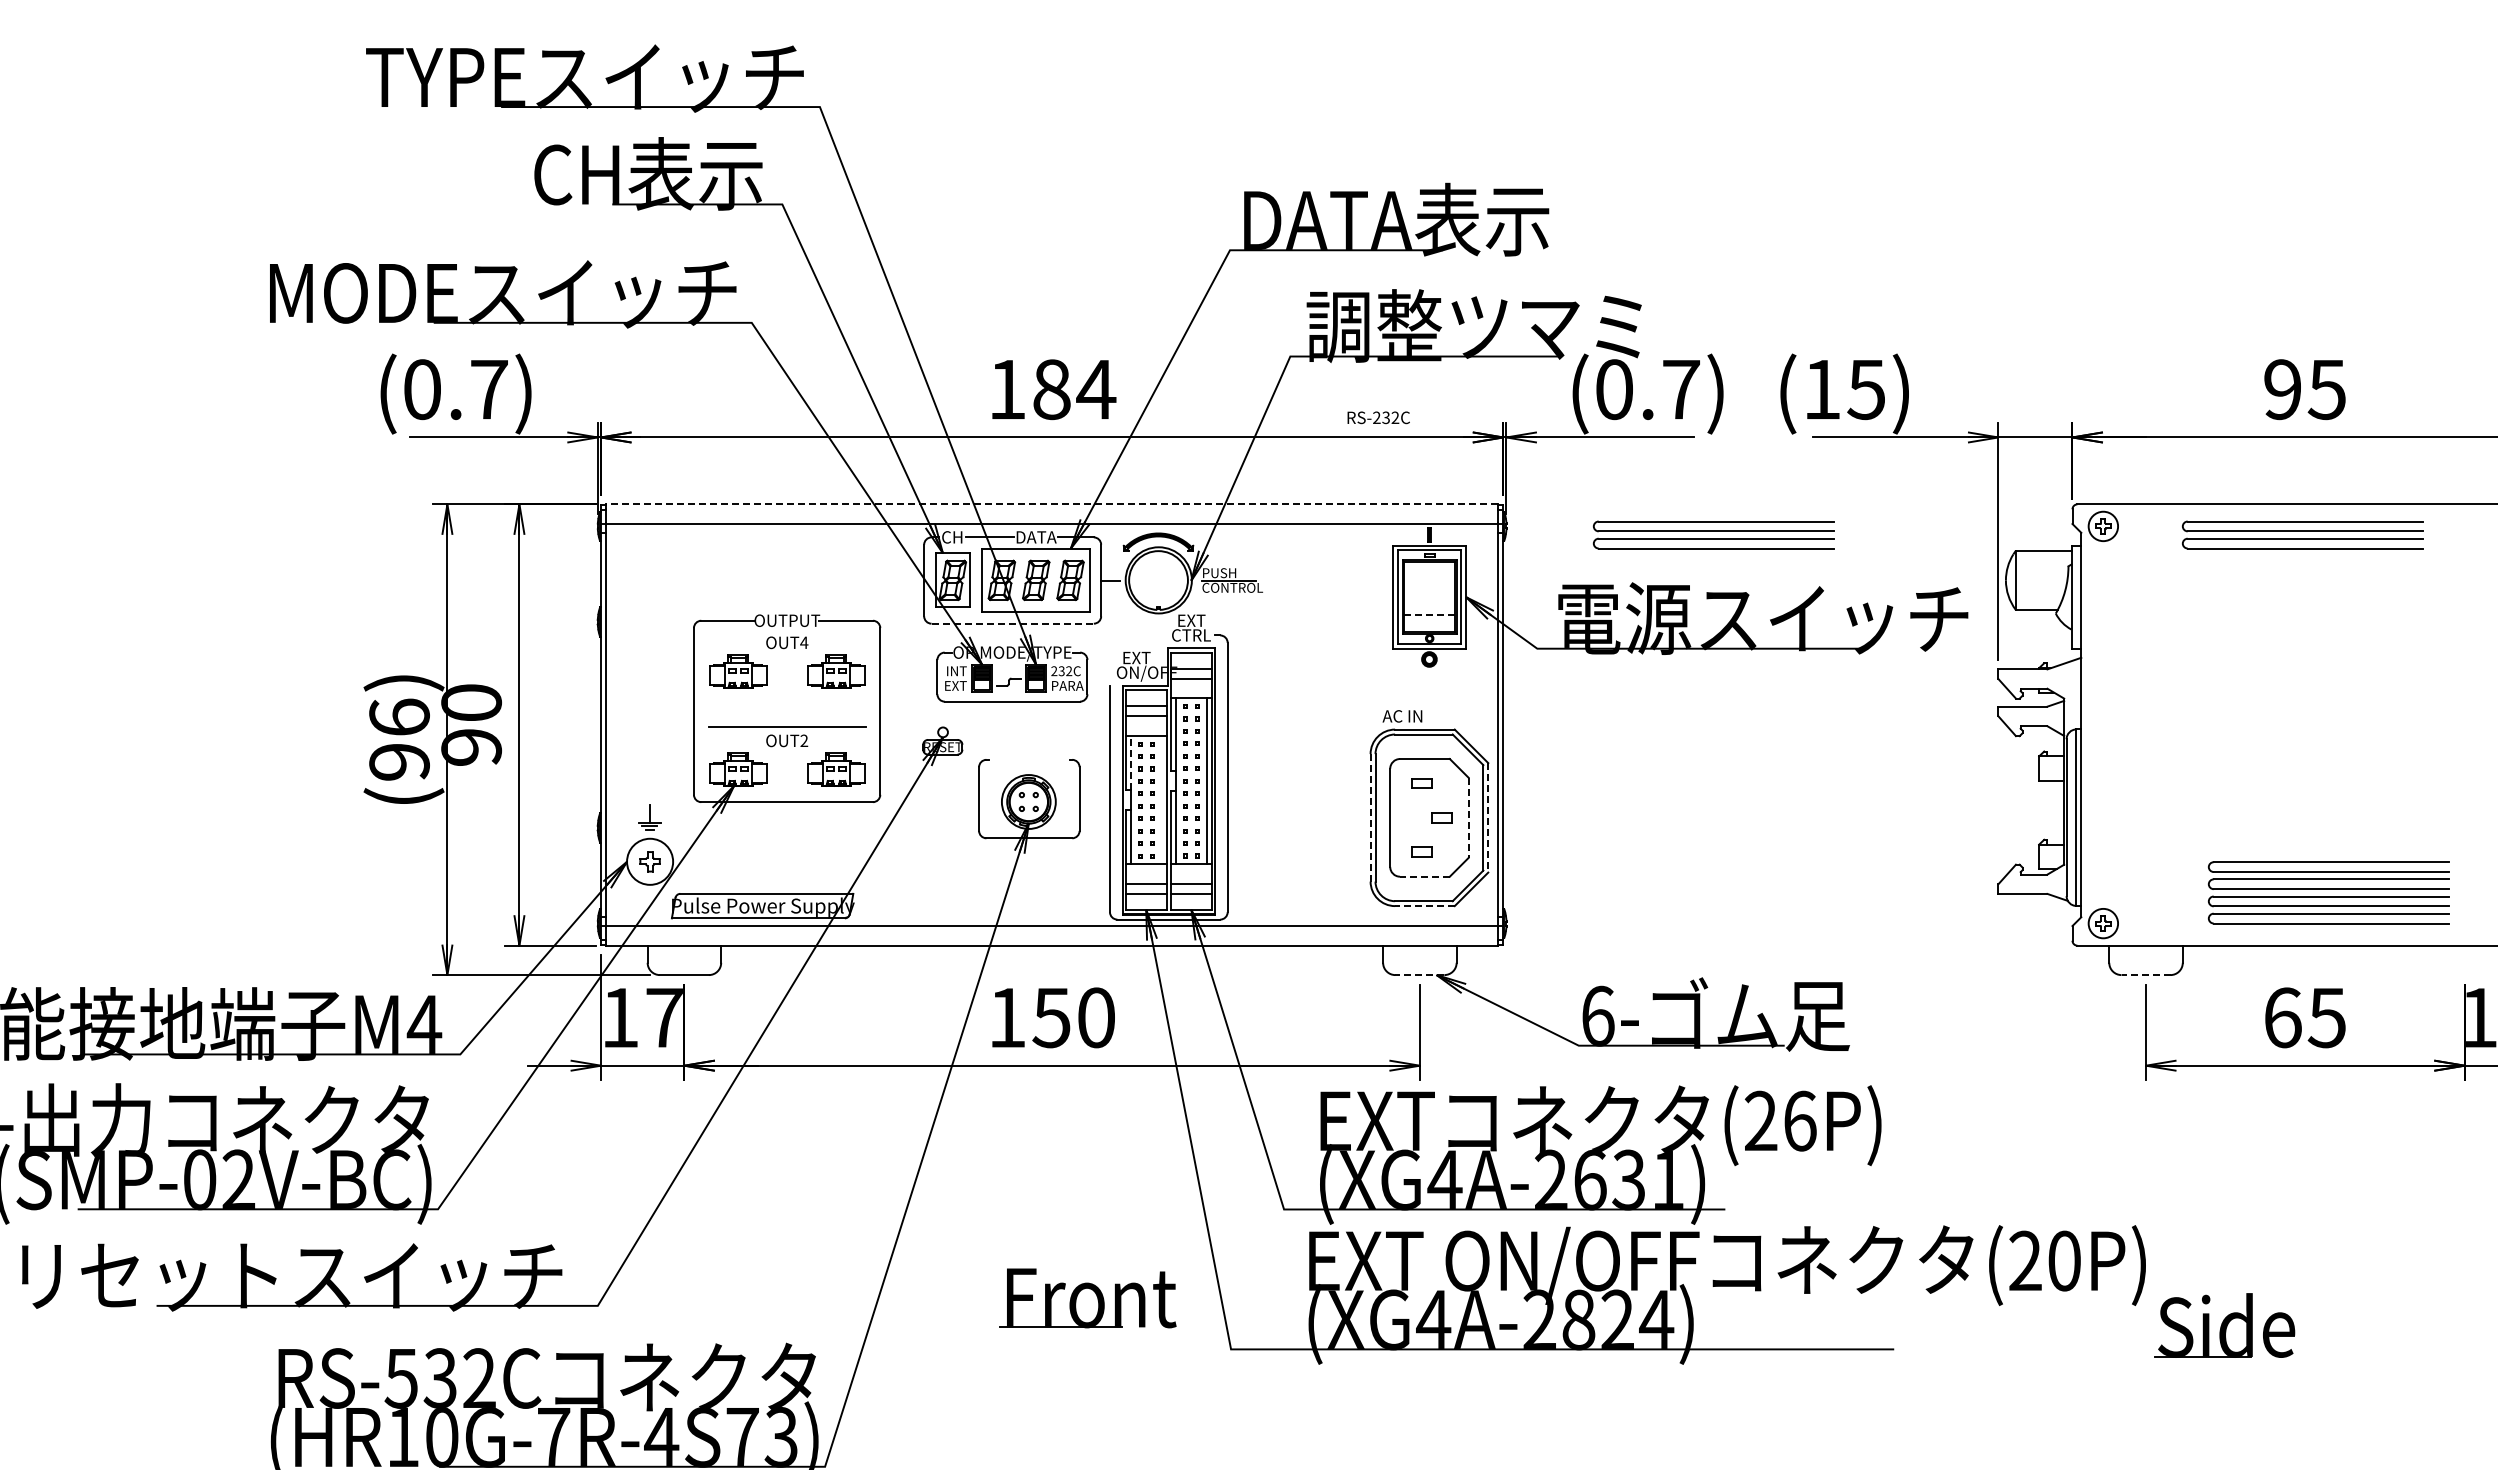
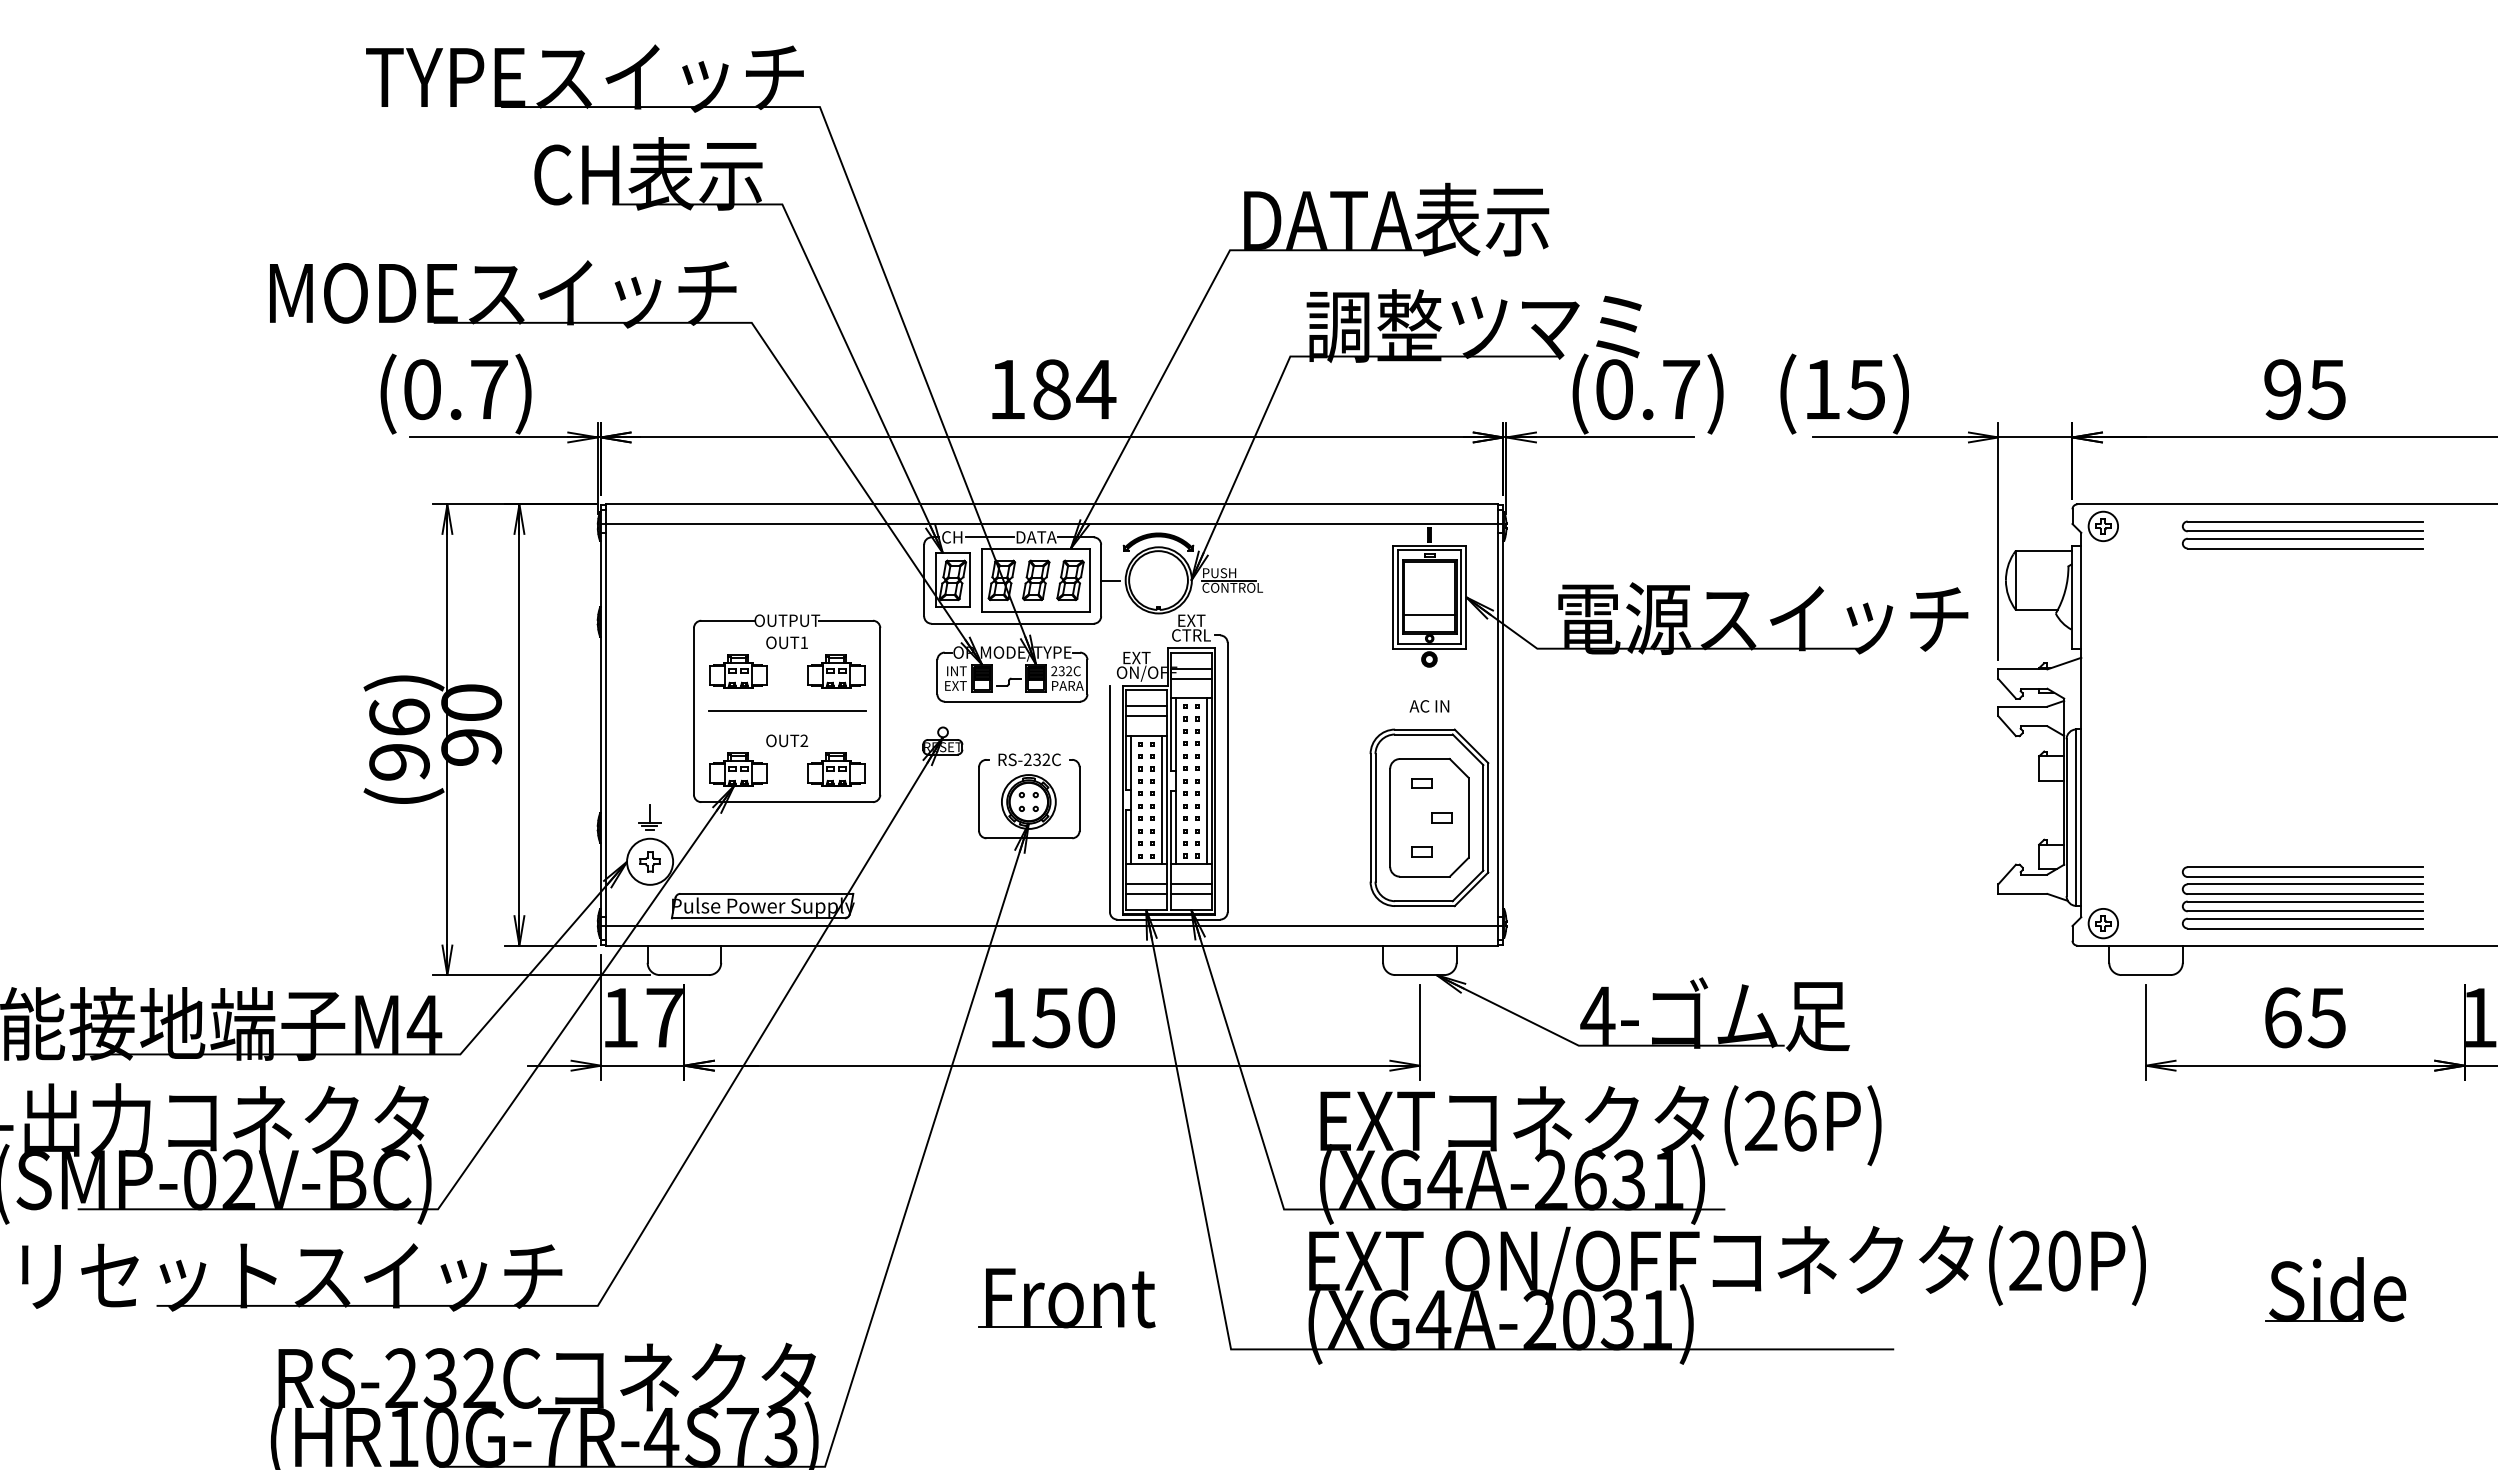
text position: (1378, 417) -> (1029, 759) (1029, 759)
line: dashed -> solid (1051, 504)
part: present -> none (1713, 534)
line: dashed -> solid (1430, 615)
line: dashed -> solid (1013, 623)
text: OUT4 -> OUT1 (804, 642)
text position: (1402, 716) -> (1429, 706) (1429, 706)
line position: (787, 726) -> (787, 710) (787, 710)
line: dashed -> solid (1130, 762)
line: none -> present (1162, 799)
line: dashed -> solid (1370, 817)
line: dashed -> solid (1488, 817)
line: dashed -> solid (1468, 818)
line: dashed -> solid (1424, 876)
part position: (2328, 892) -> (2302, 897) (2302, 897)
line: dashed -> solid (1424, 906)
line: dashed -> solid (1419, 975)
line: dashed -> solid (2146, 975)
text: 6- -> 4- (1597, 1015)
part position: (1087, 1298) -> (1066, 1298) (1066, 1298)
text: (XG4A-2824) -> (XG4A-2031) (1618, 1319)
part position: (2224, 1325) -> (2335, 1289) (2335, 1289)
text: RS-532C -> RS-232C (400, 1378)
